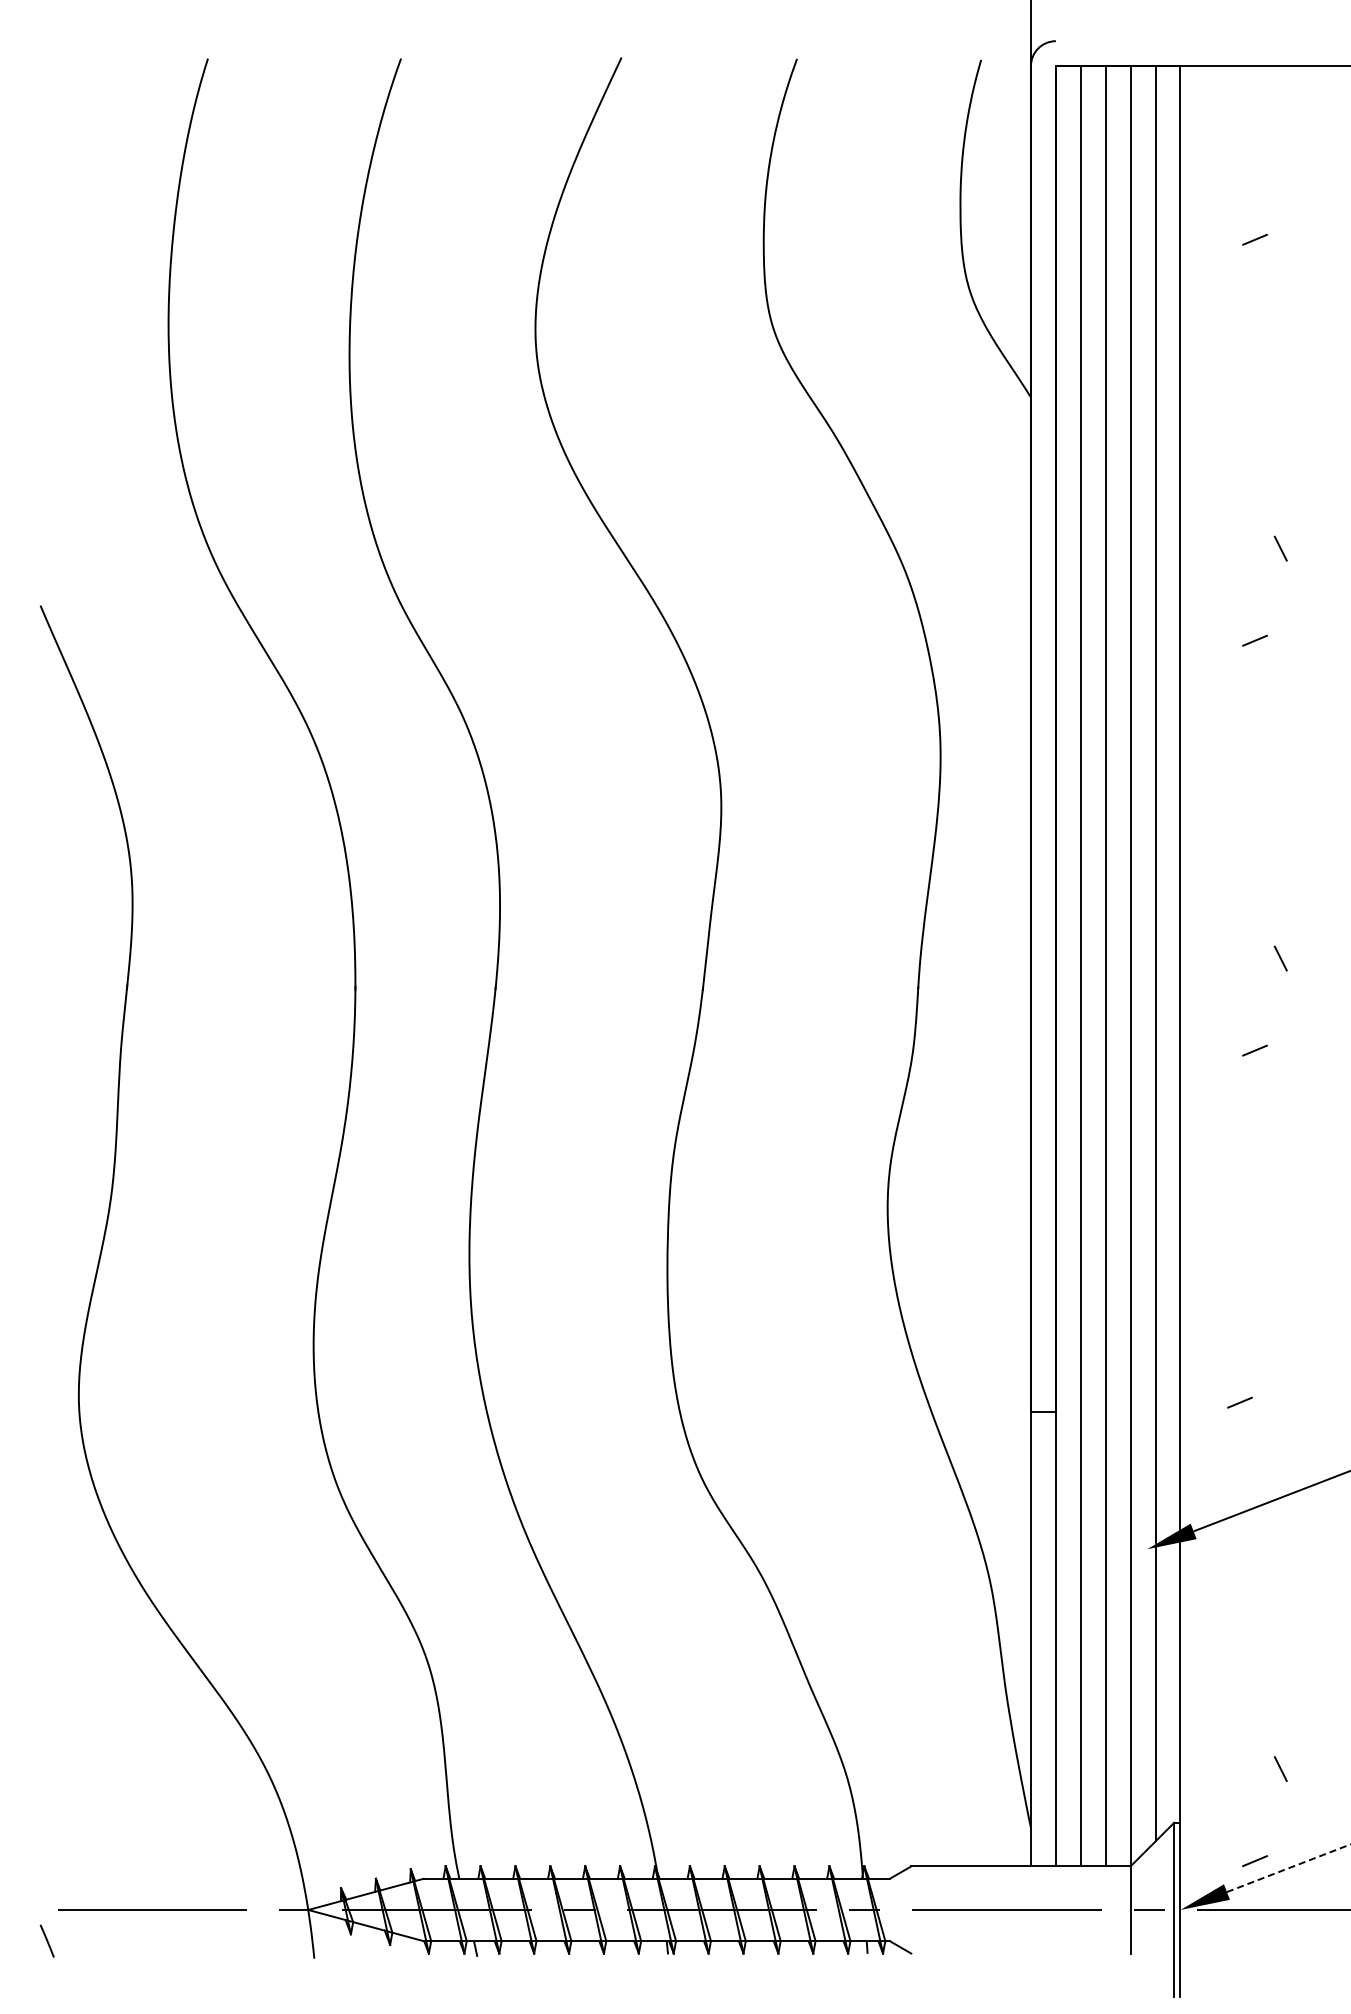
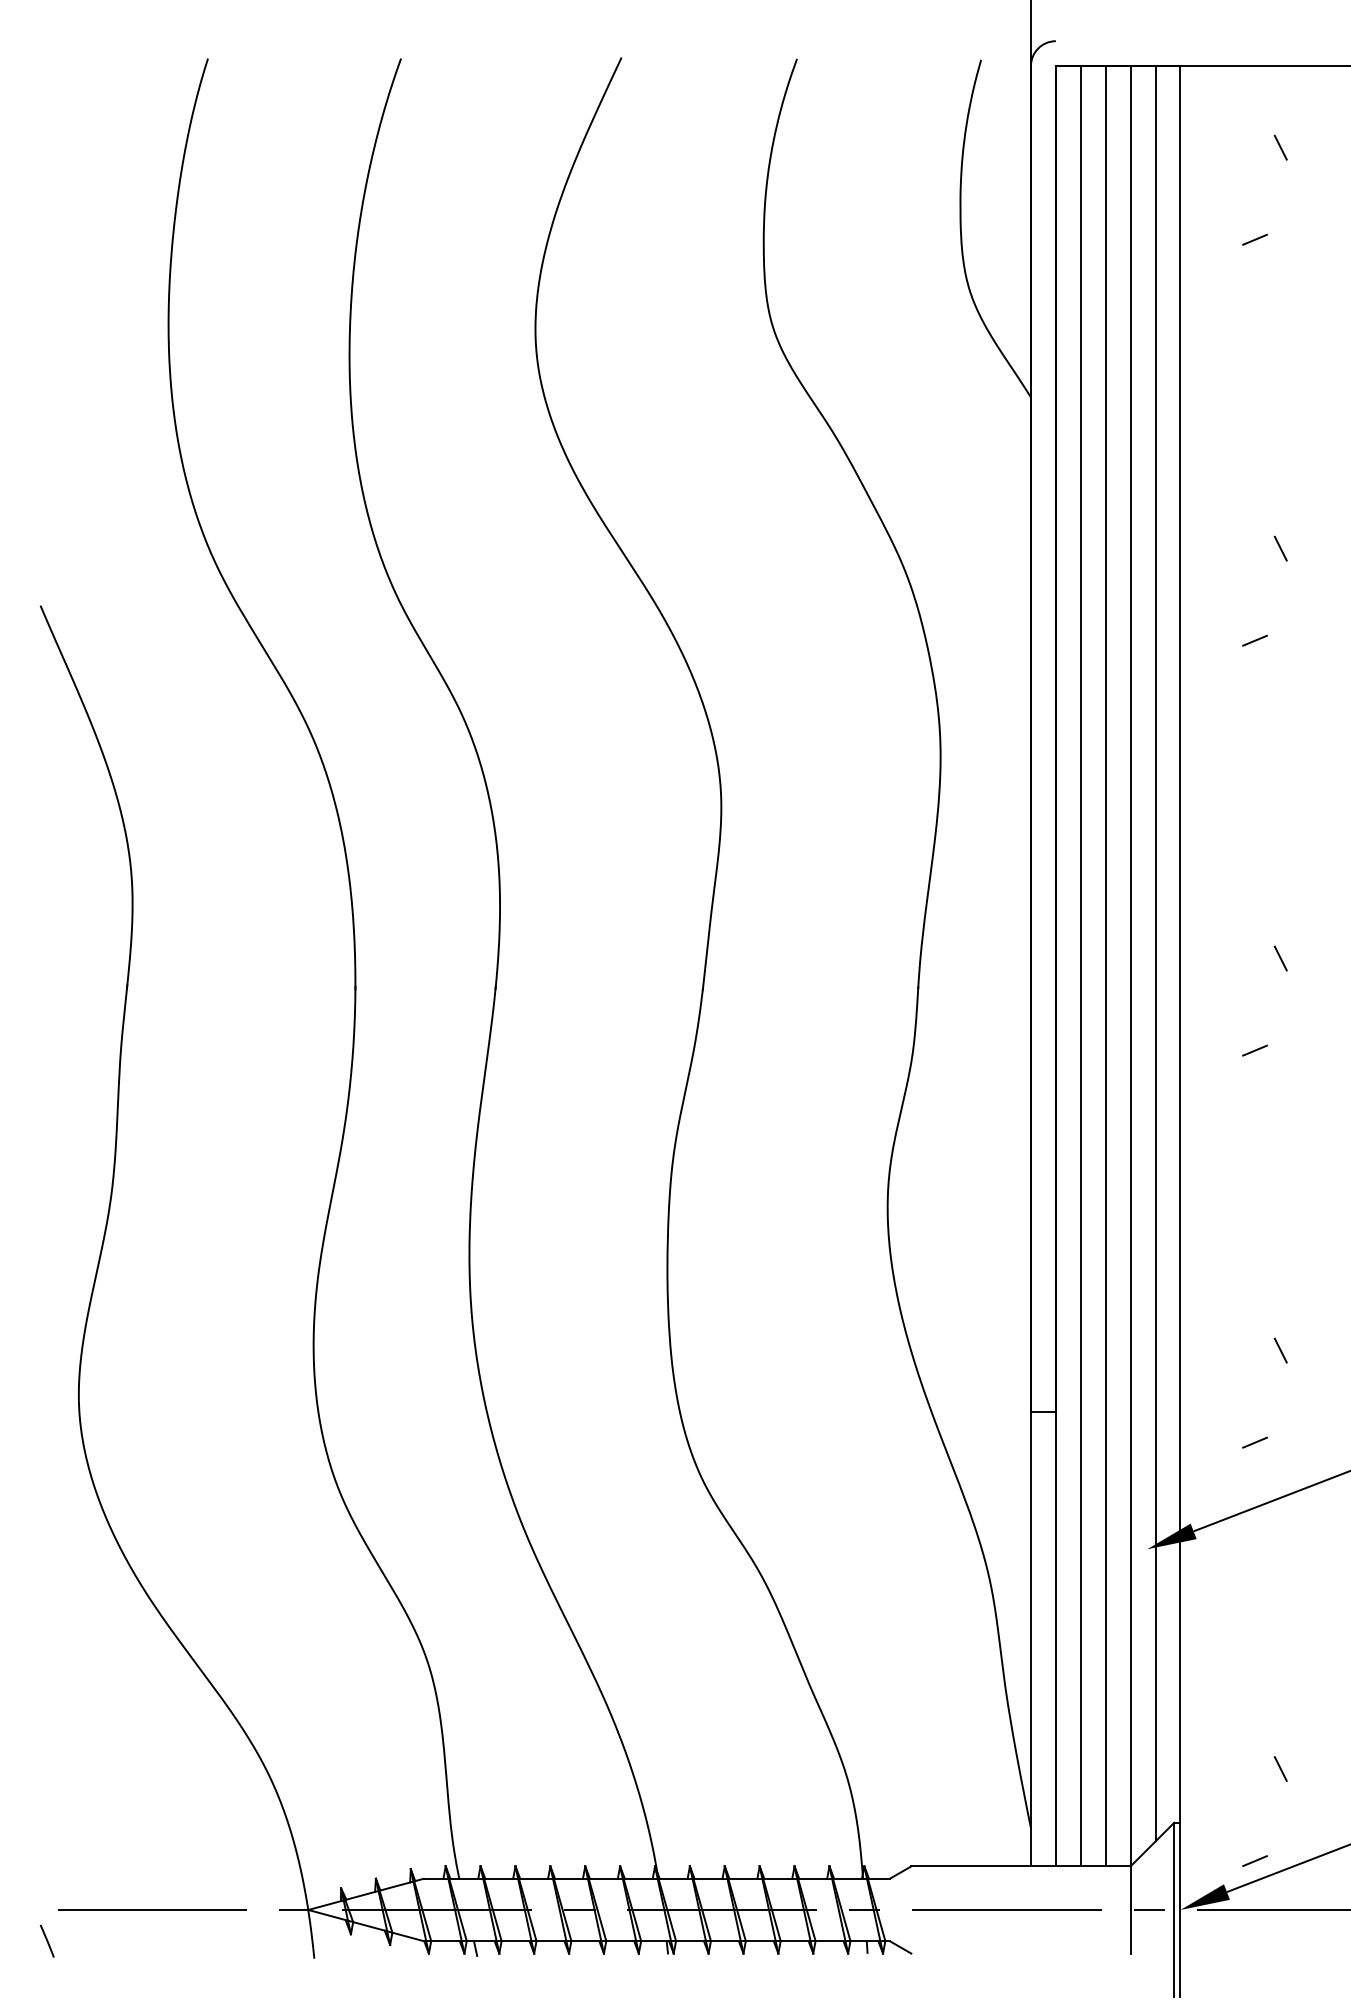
line: none -> present (1280, 147)
line: none -> present (1280, 1350)
line position: (1239, 1402) -> (1254, 1442) (1254, 1442)
line: dashed -> solid (1288, 1868)
